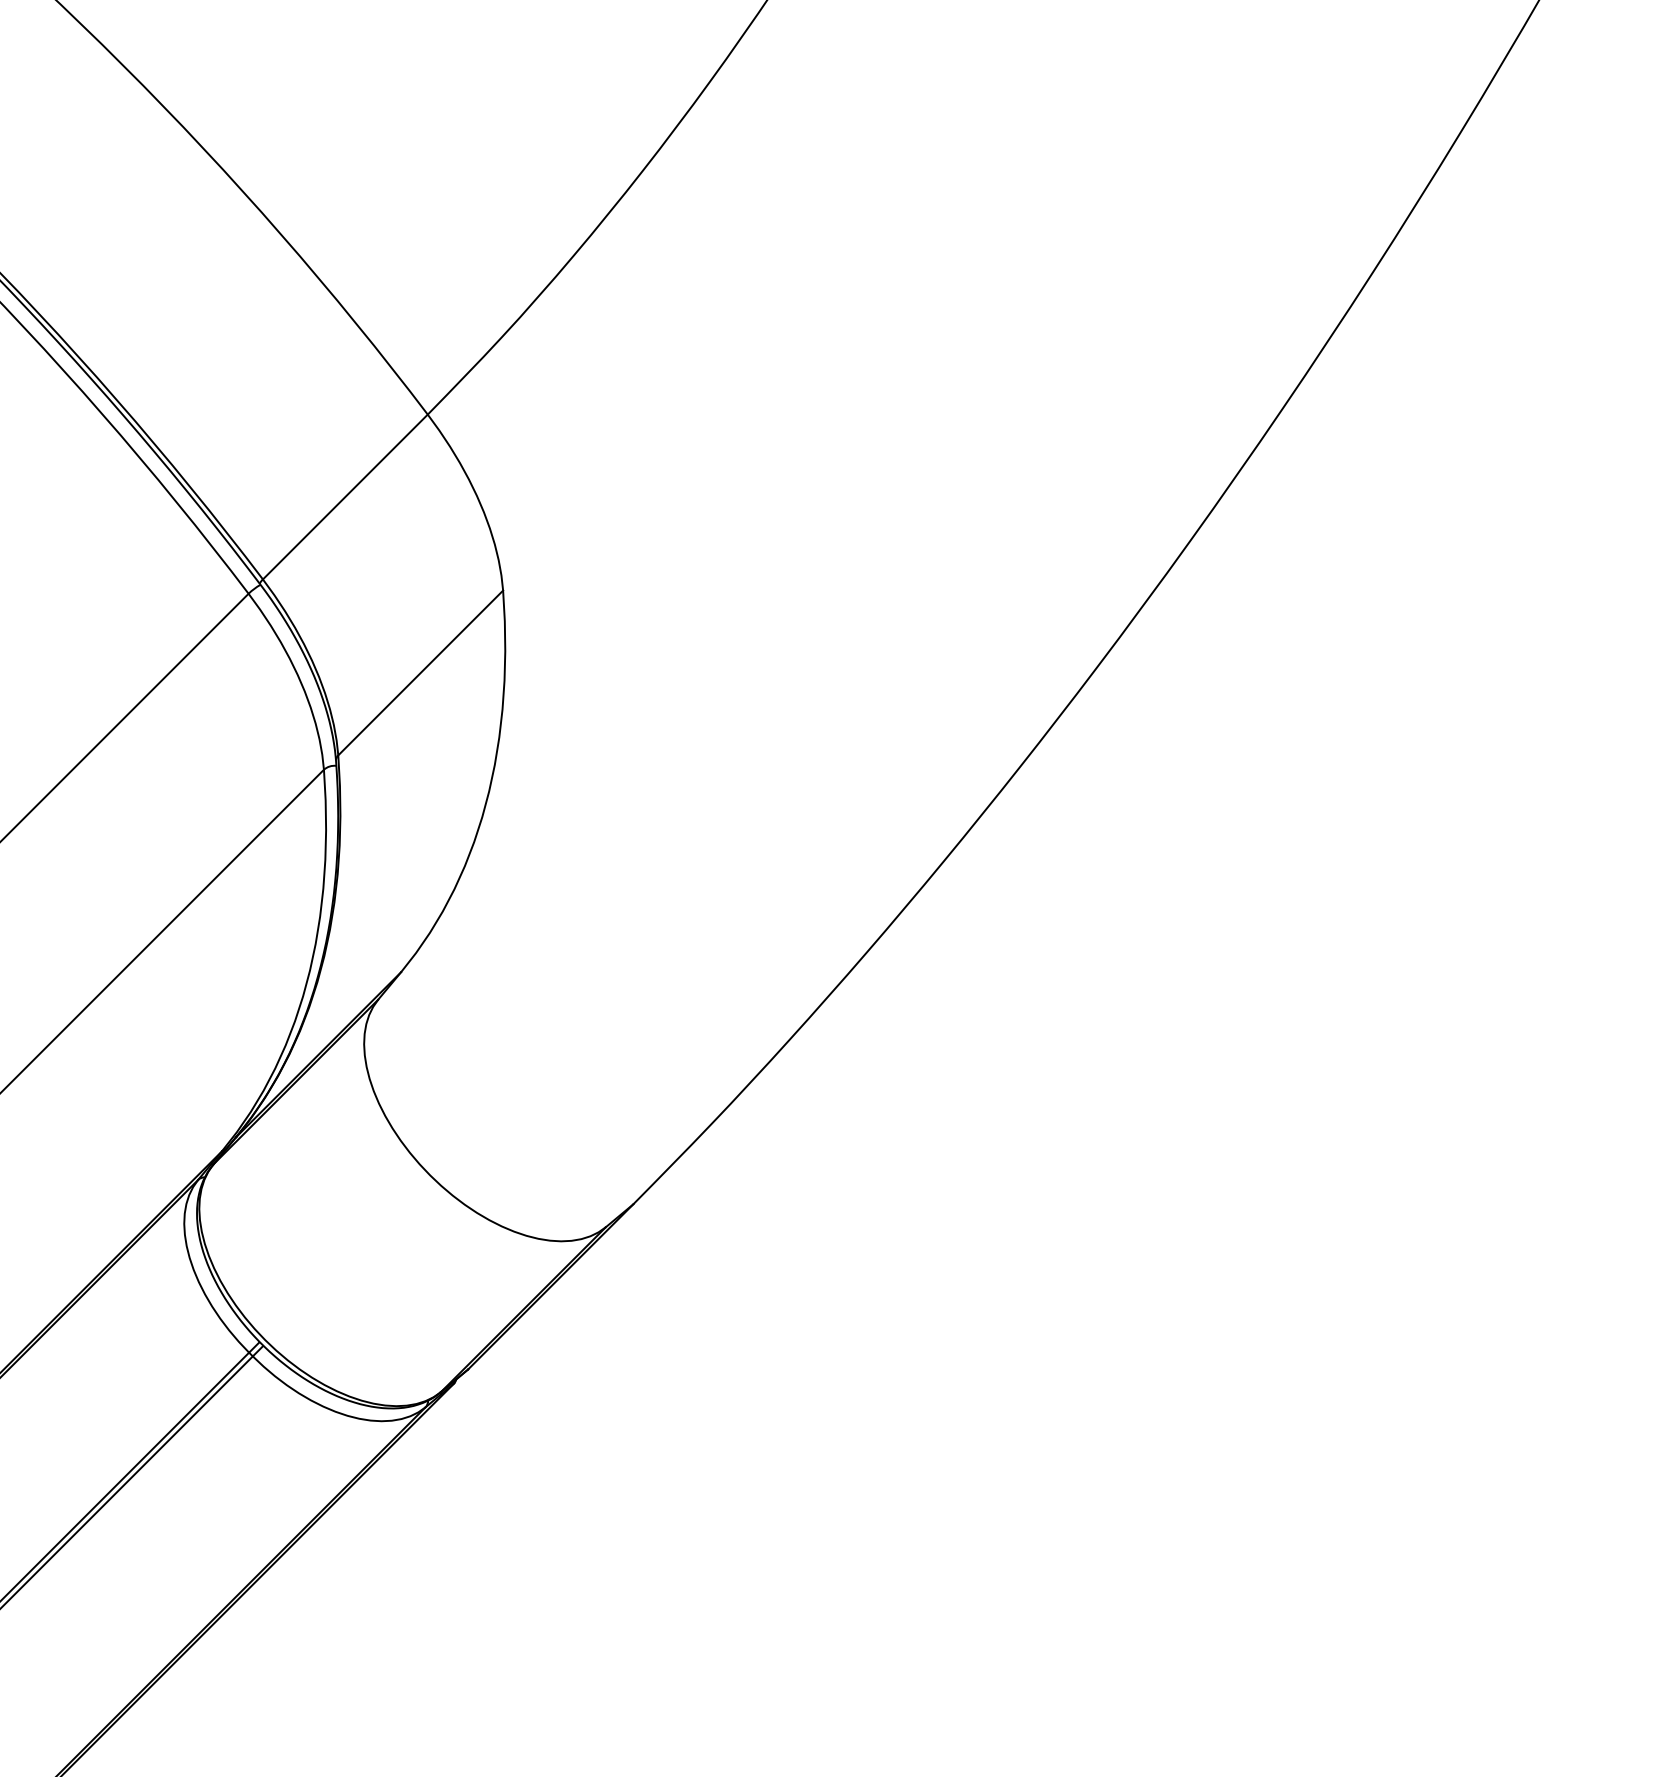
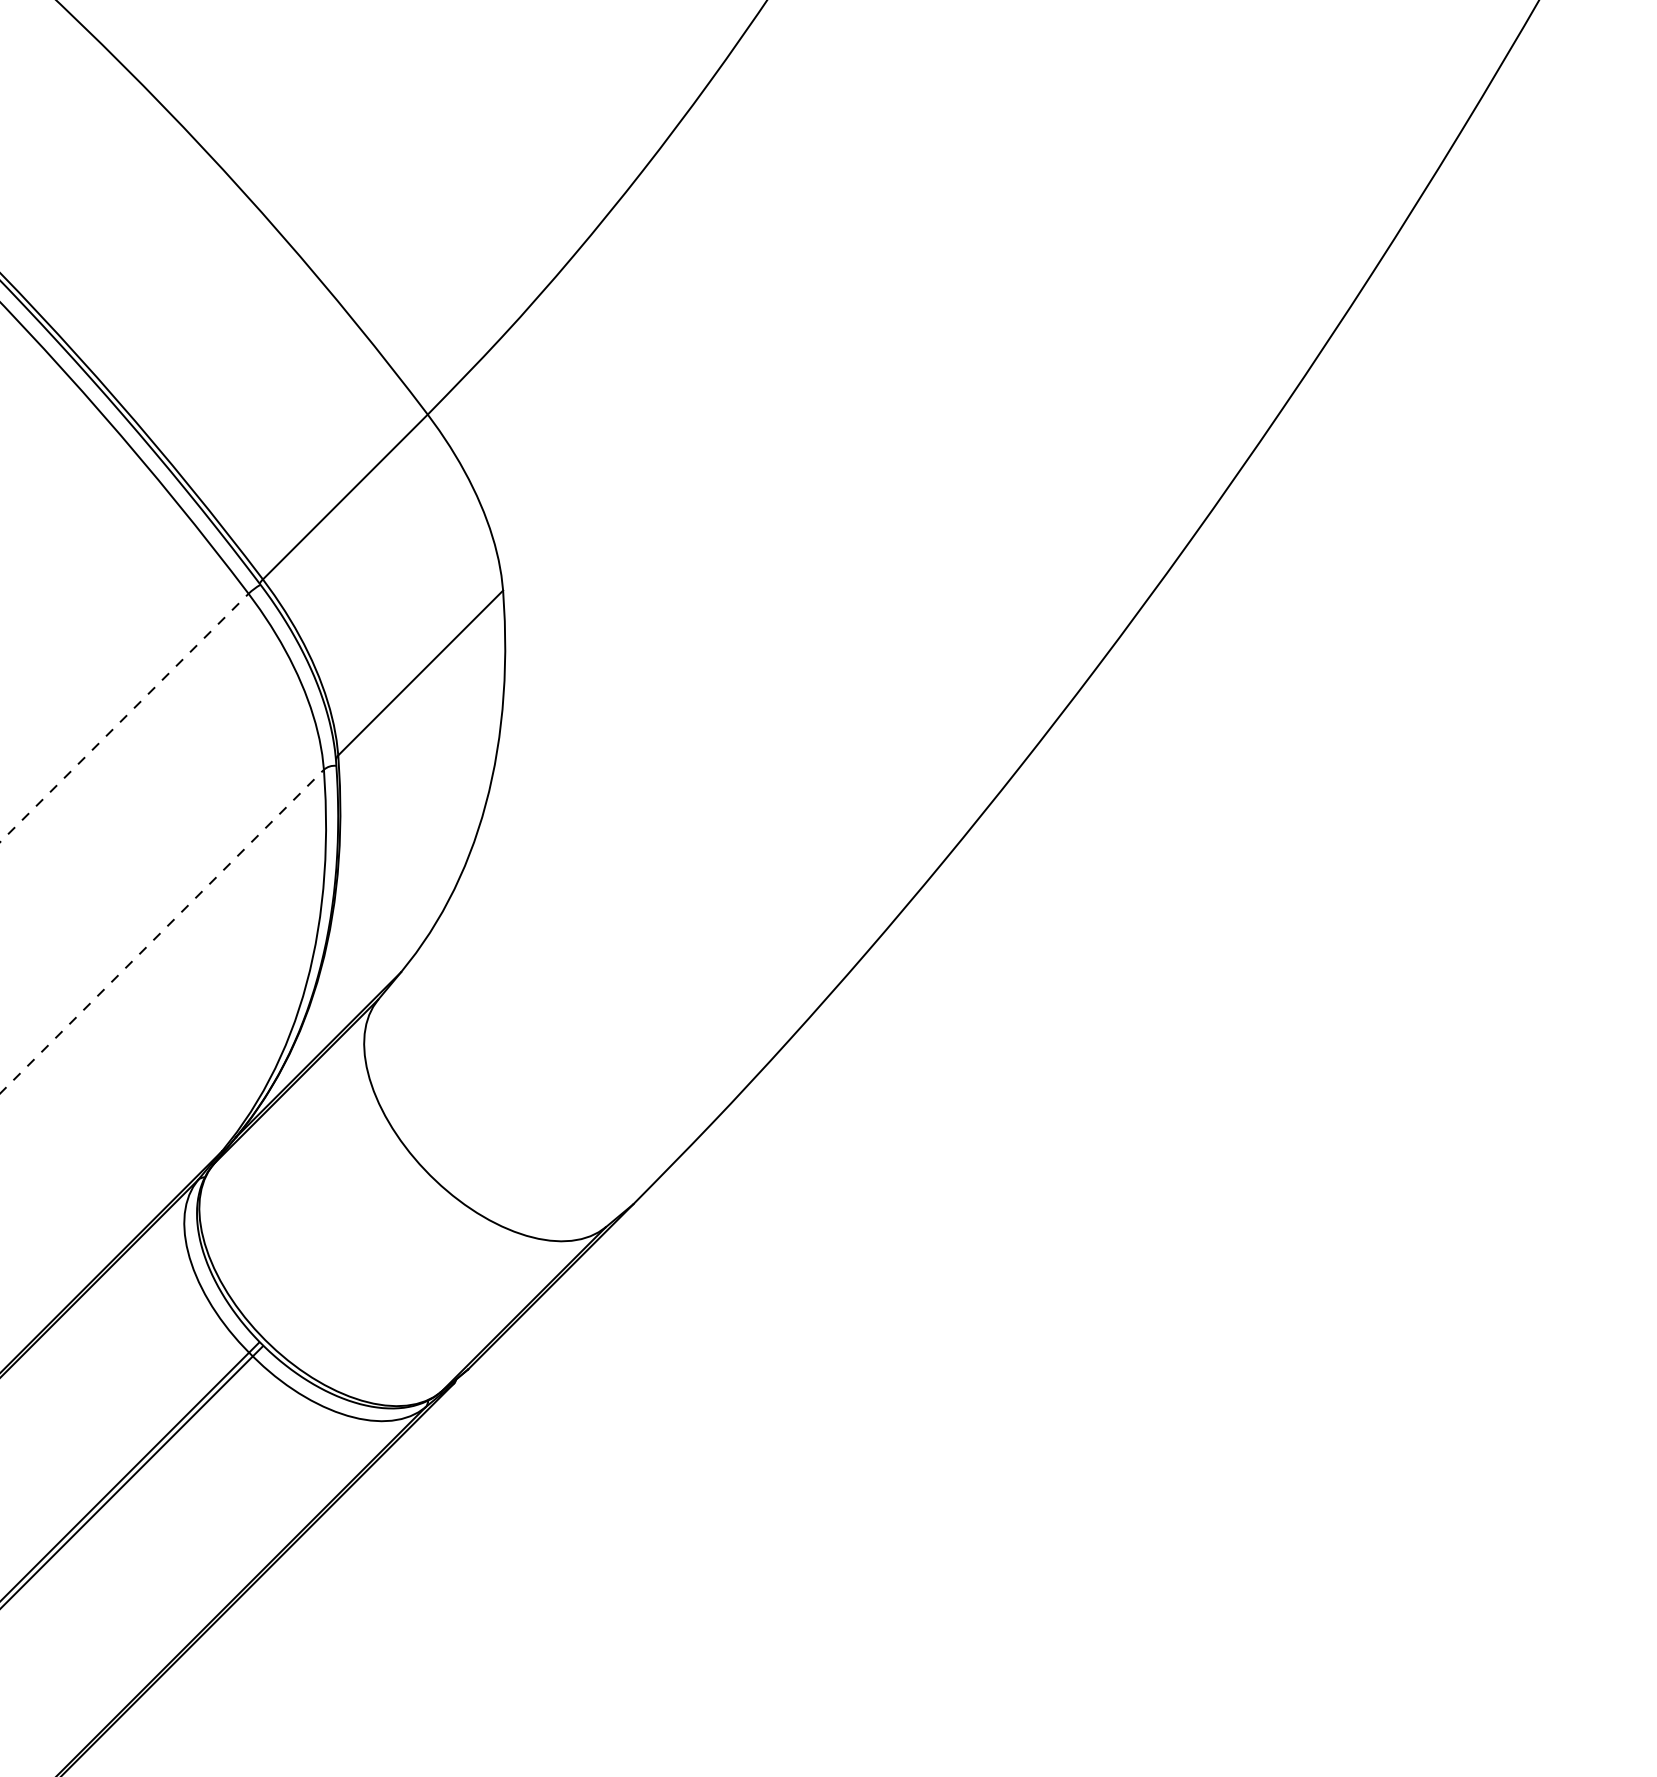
line: solid -> dashed (124, 717)
line: solid -> dashed (162, 931)
